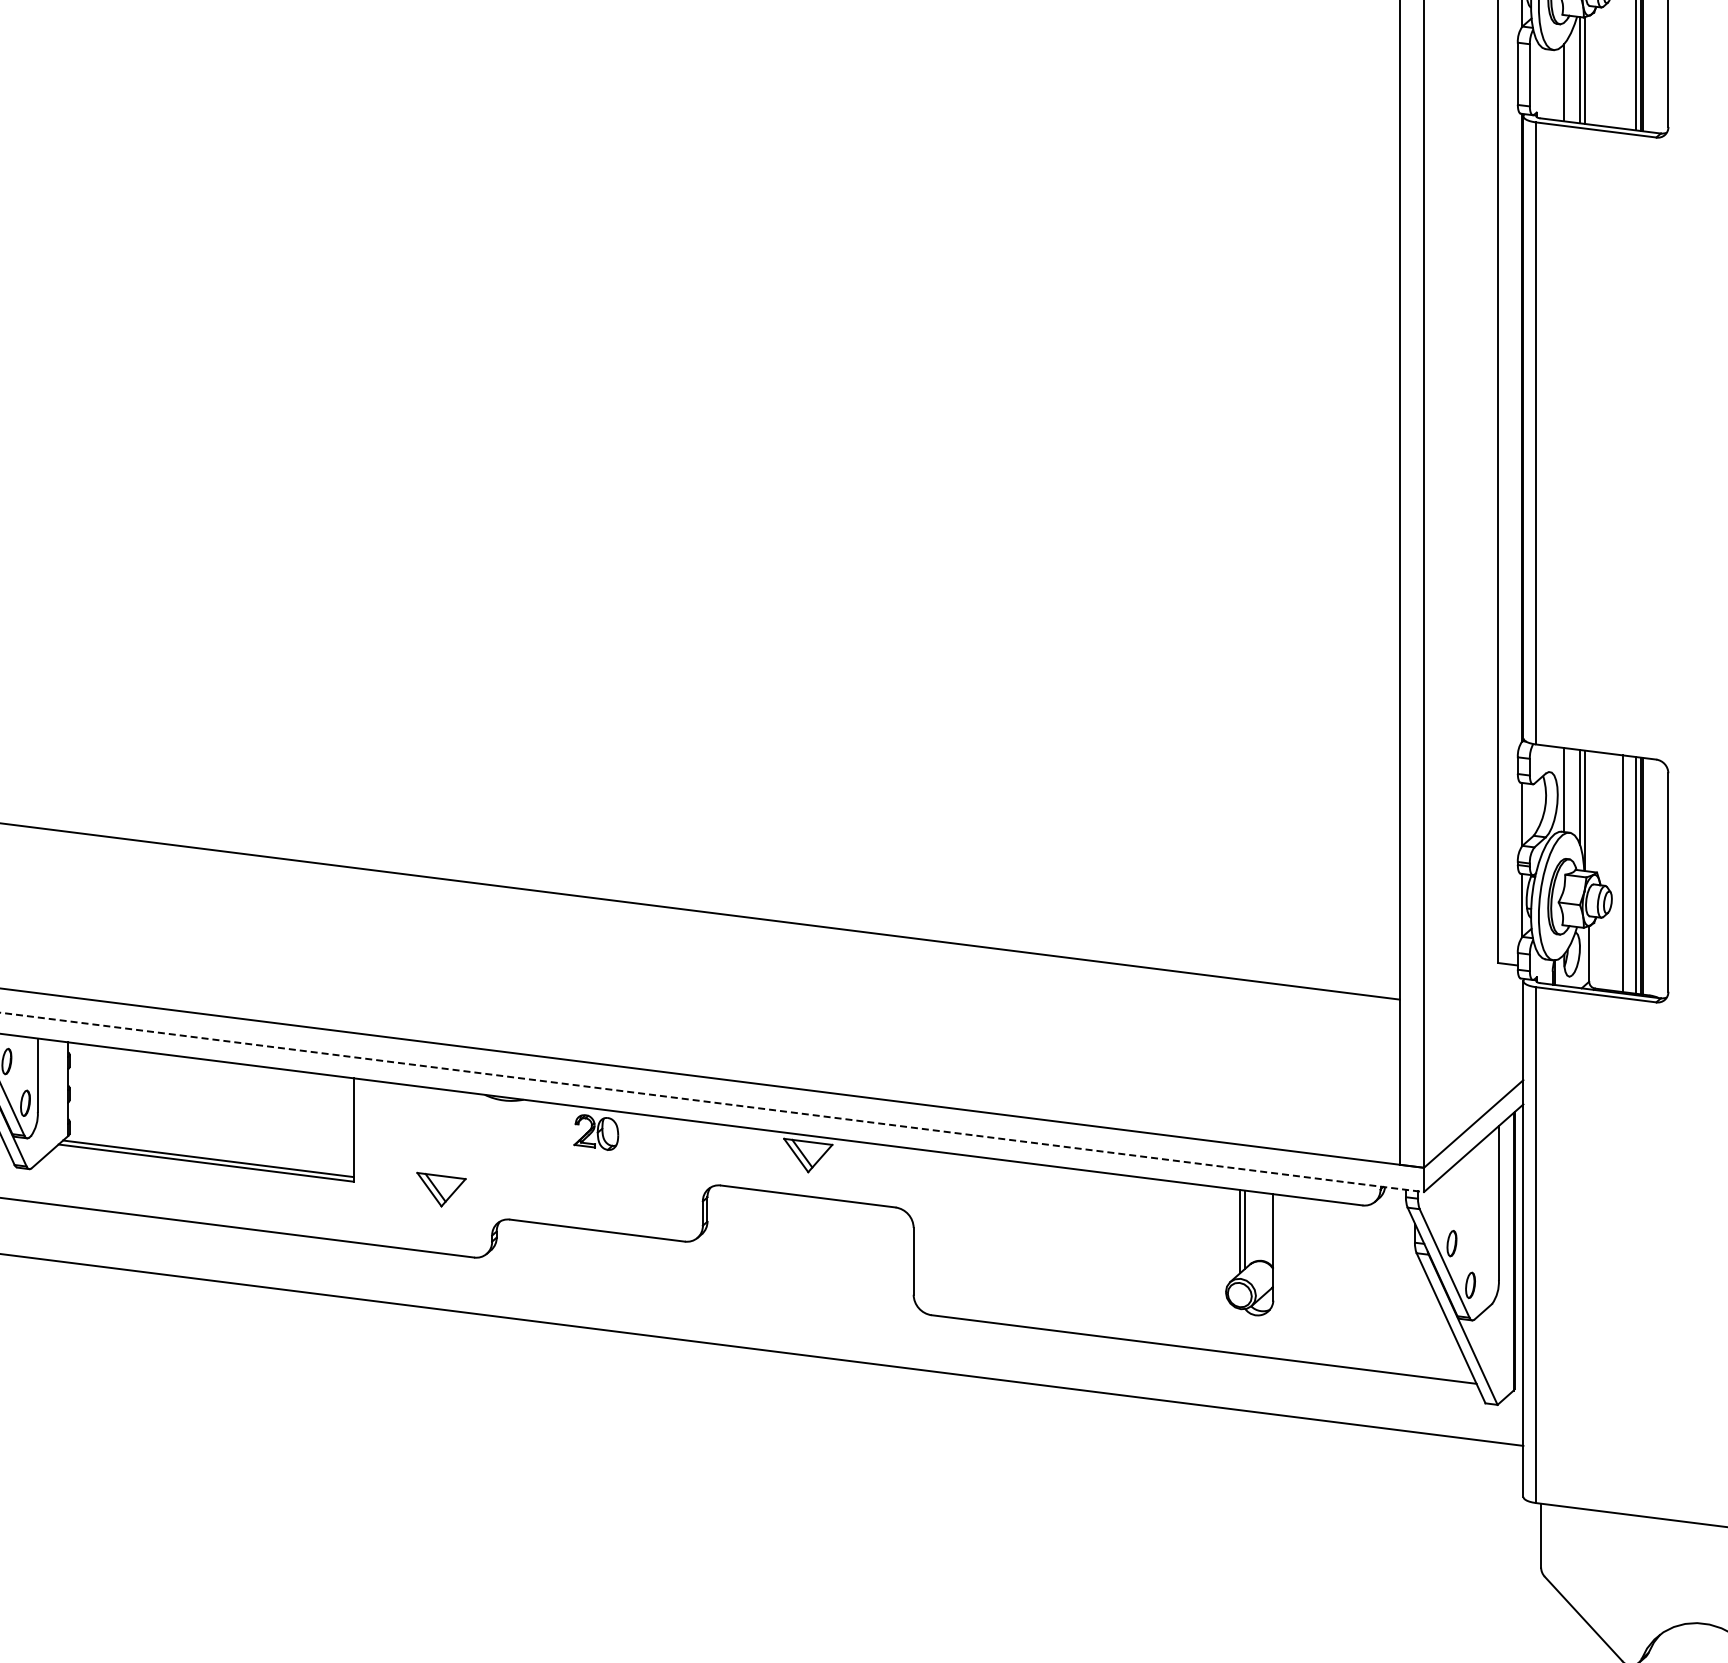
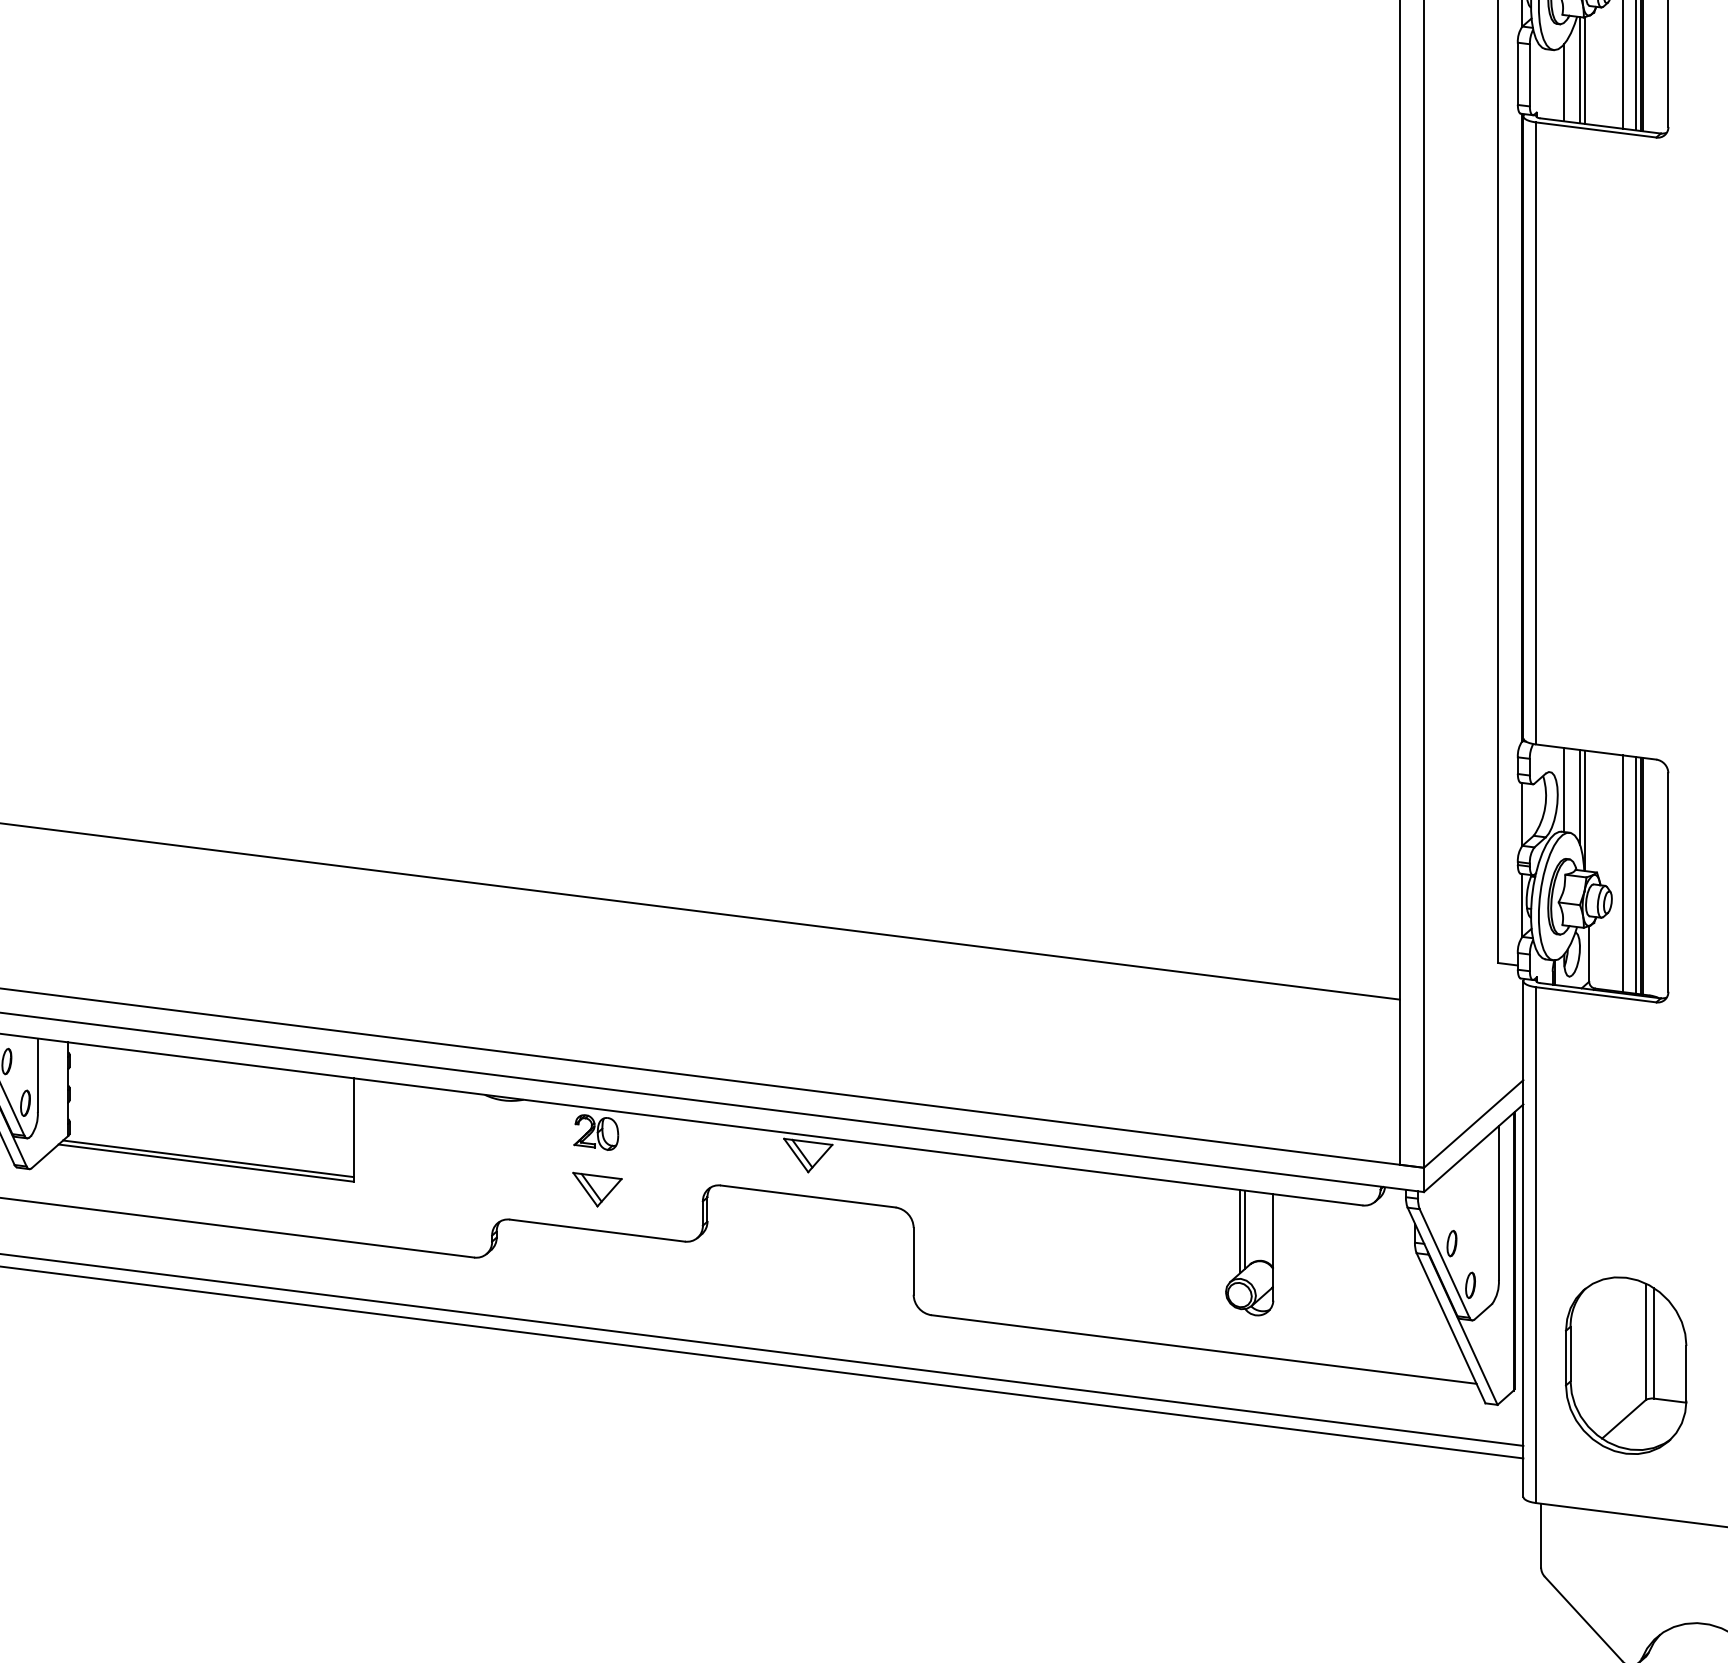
line: none -> present (1623, 65)
line: dashed -> solid (712, 1102)
part position: (441, 1189) -> (597, 1189) (597, 1189)
line: none -> present (762, 1362)
part: none -> present (1626, 1365)
